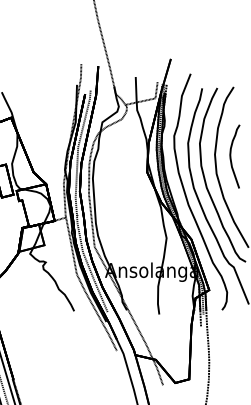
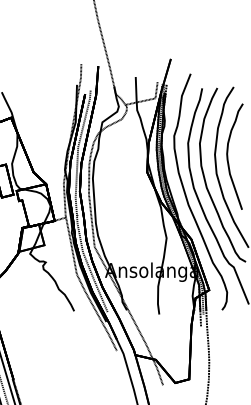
part size: 12x65 px -> 18x107 px (234, 156)
